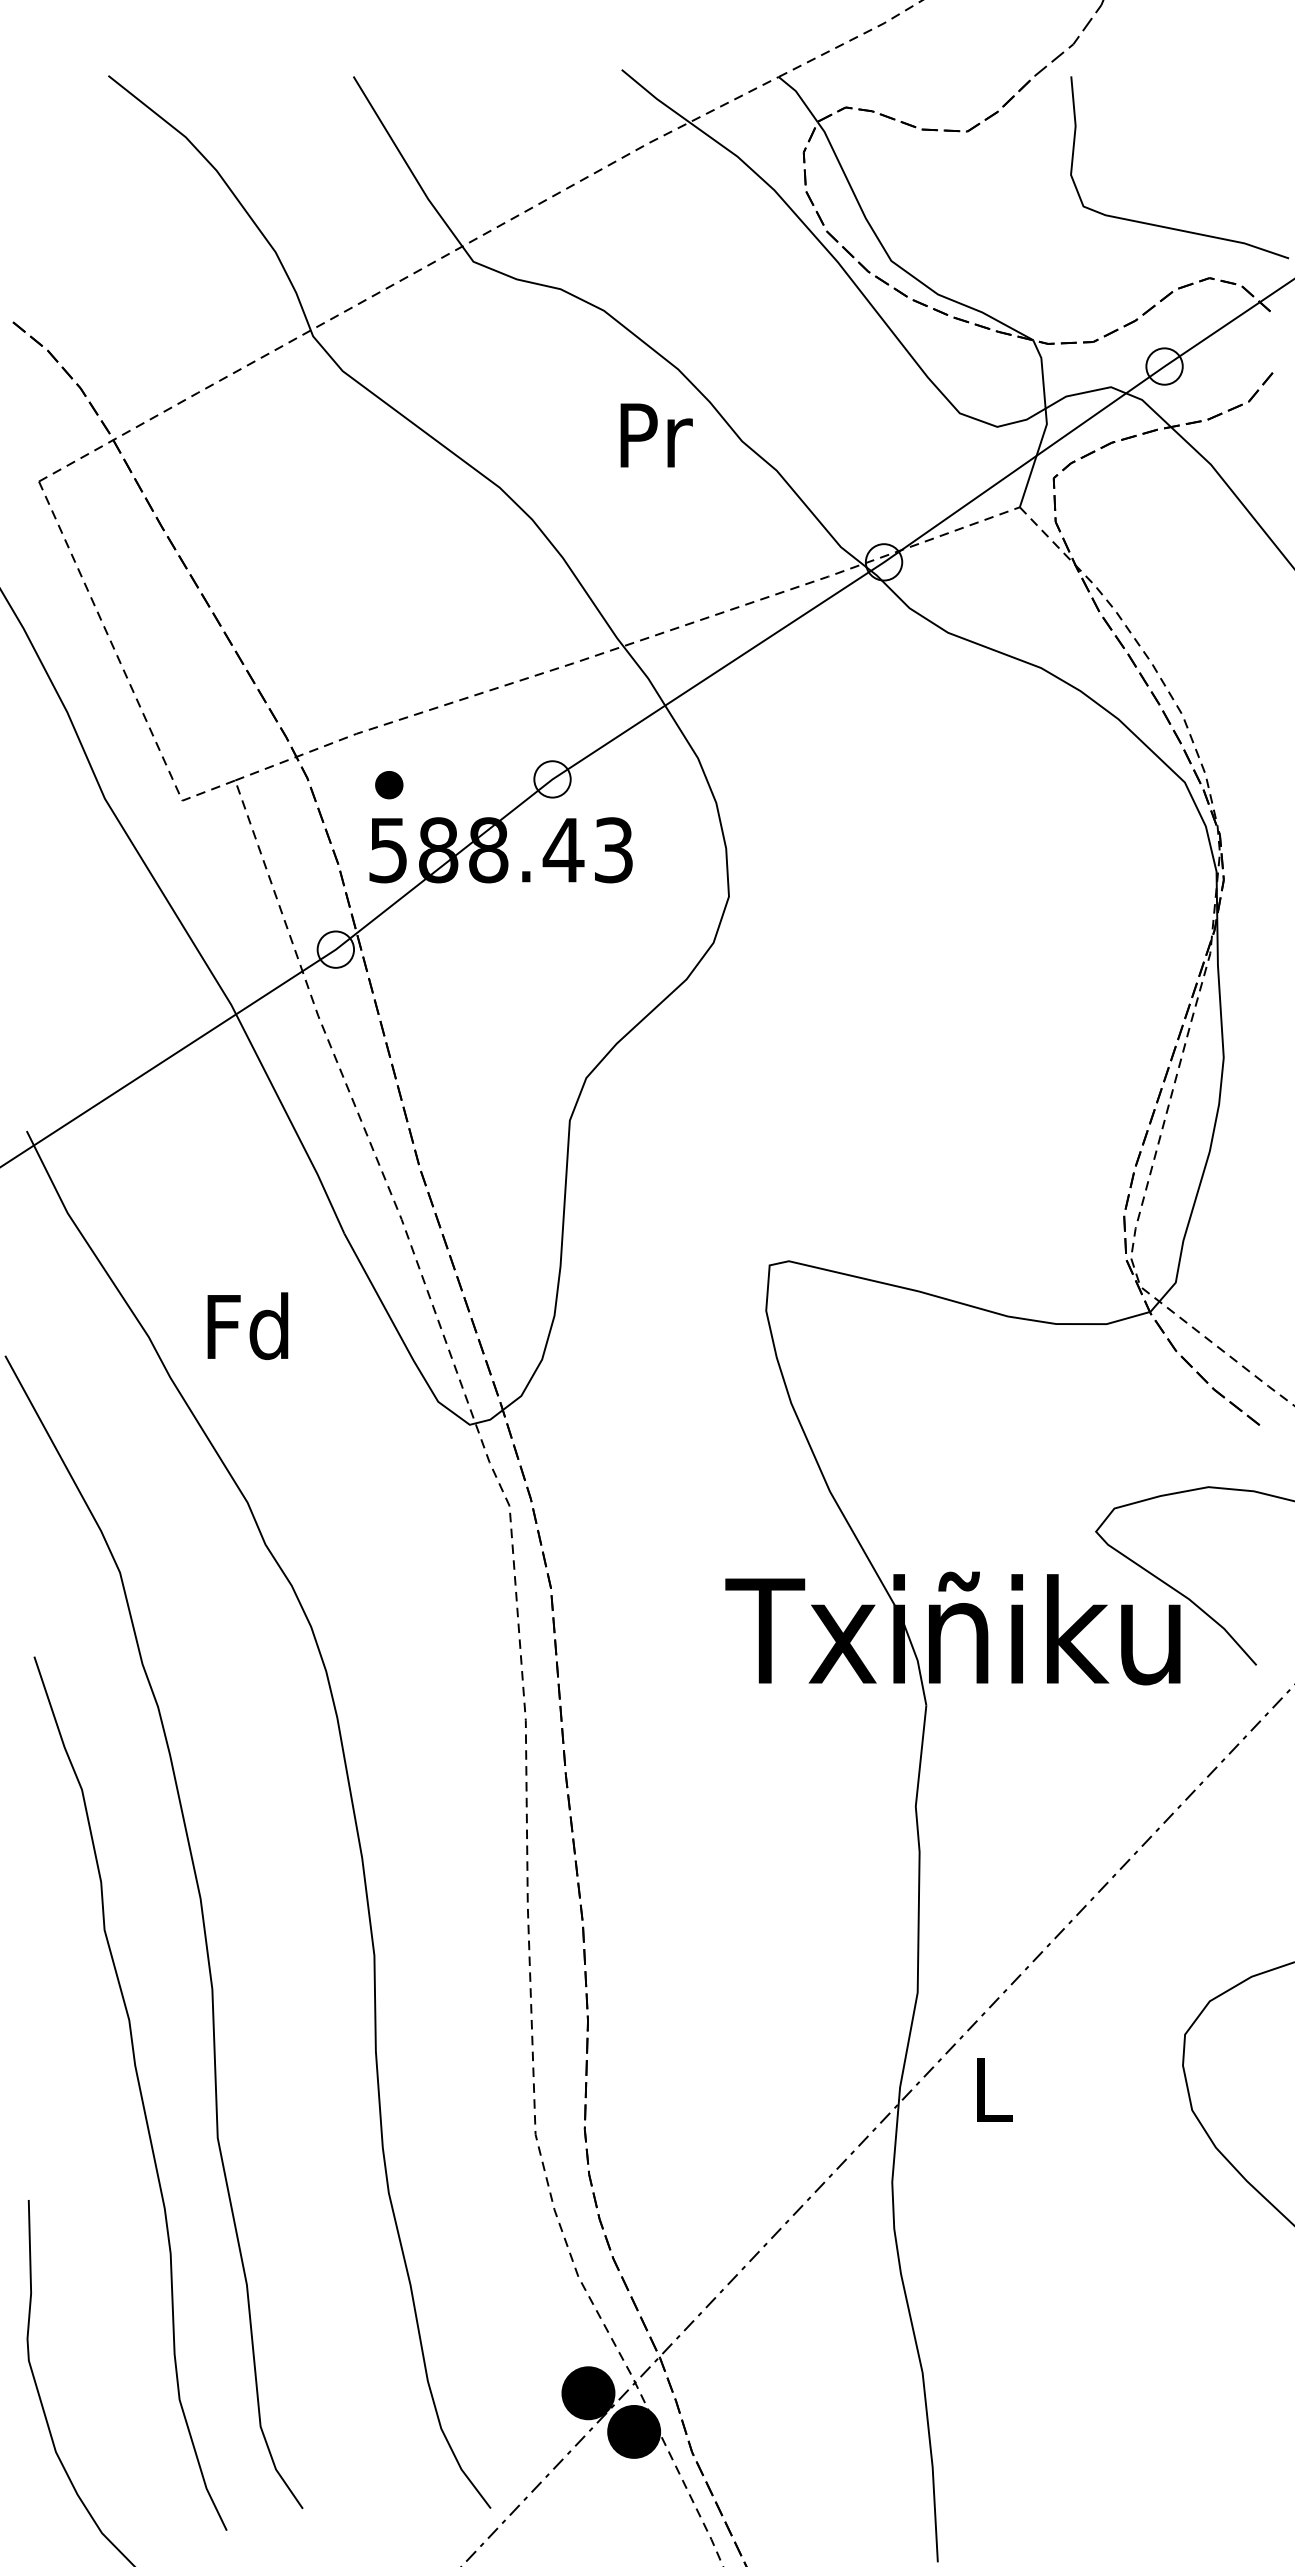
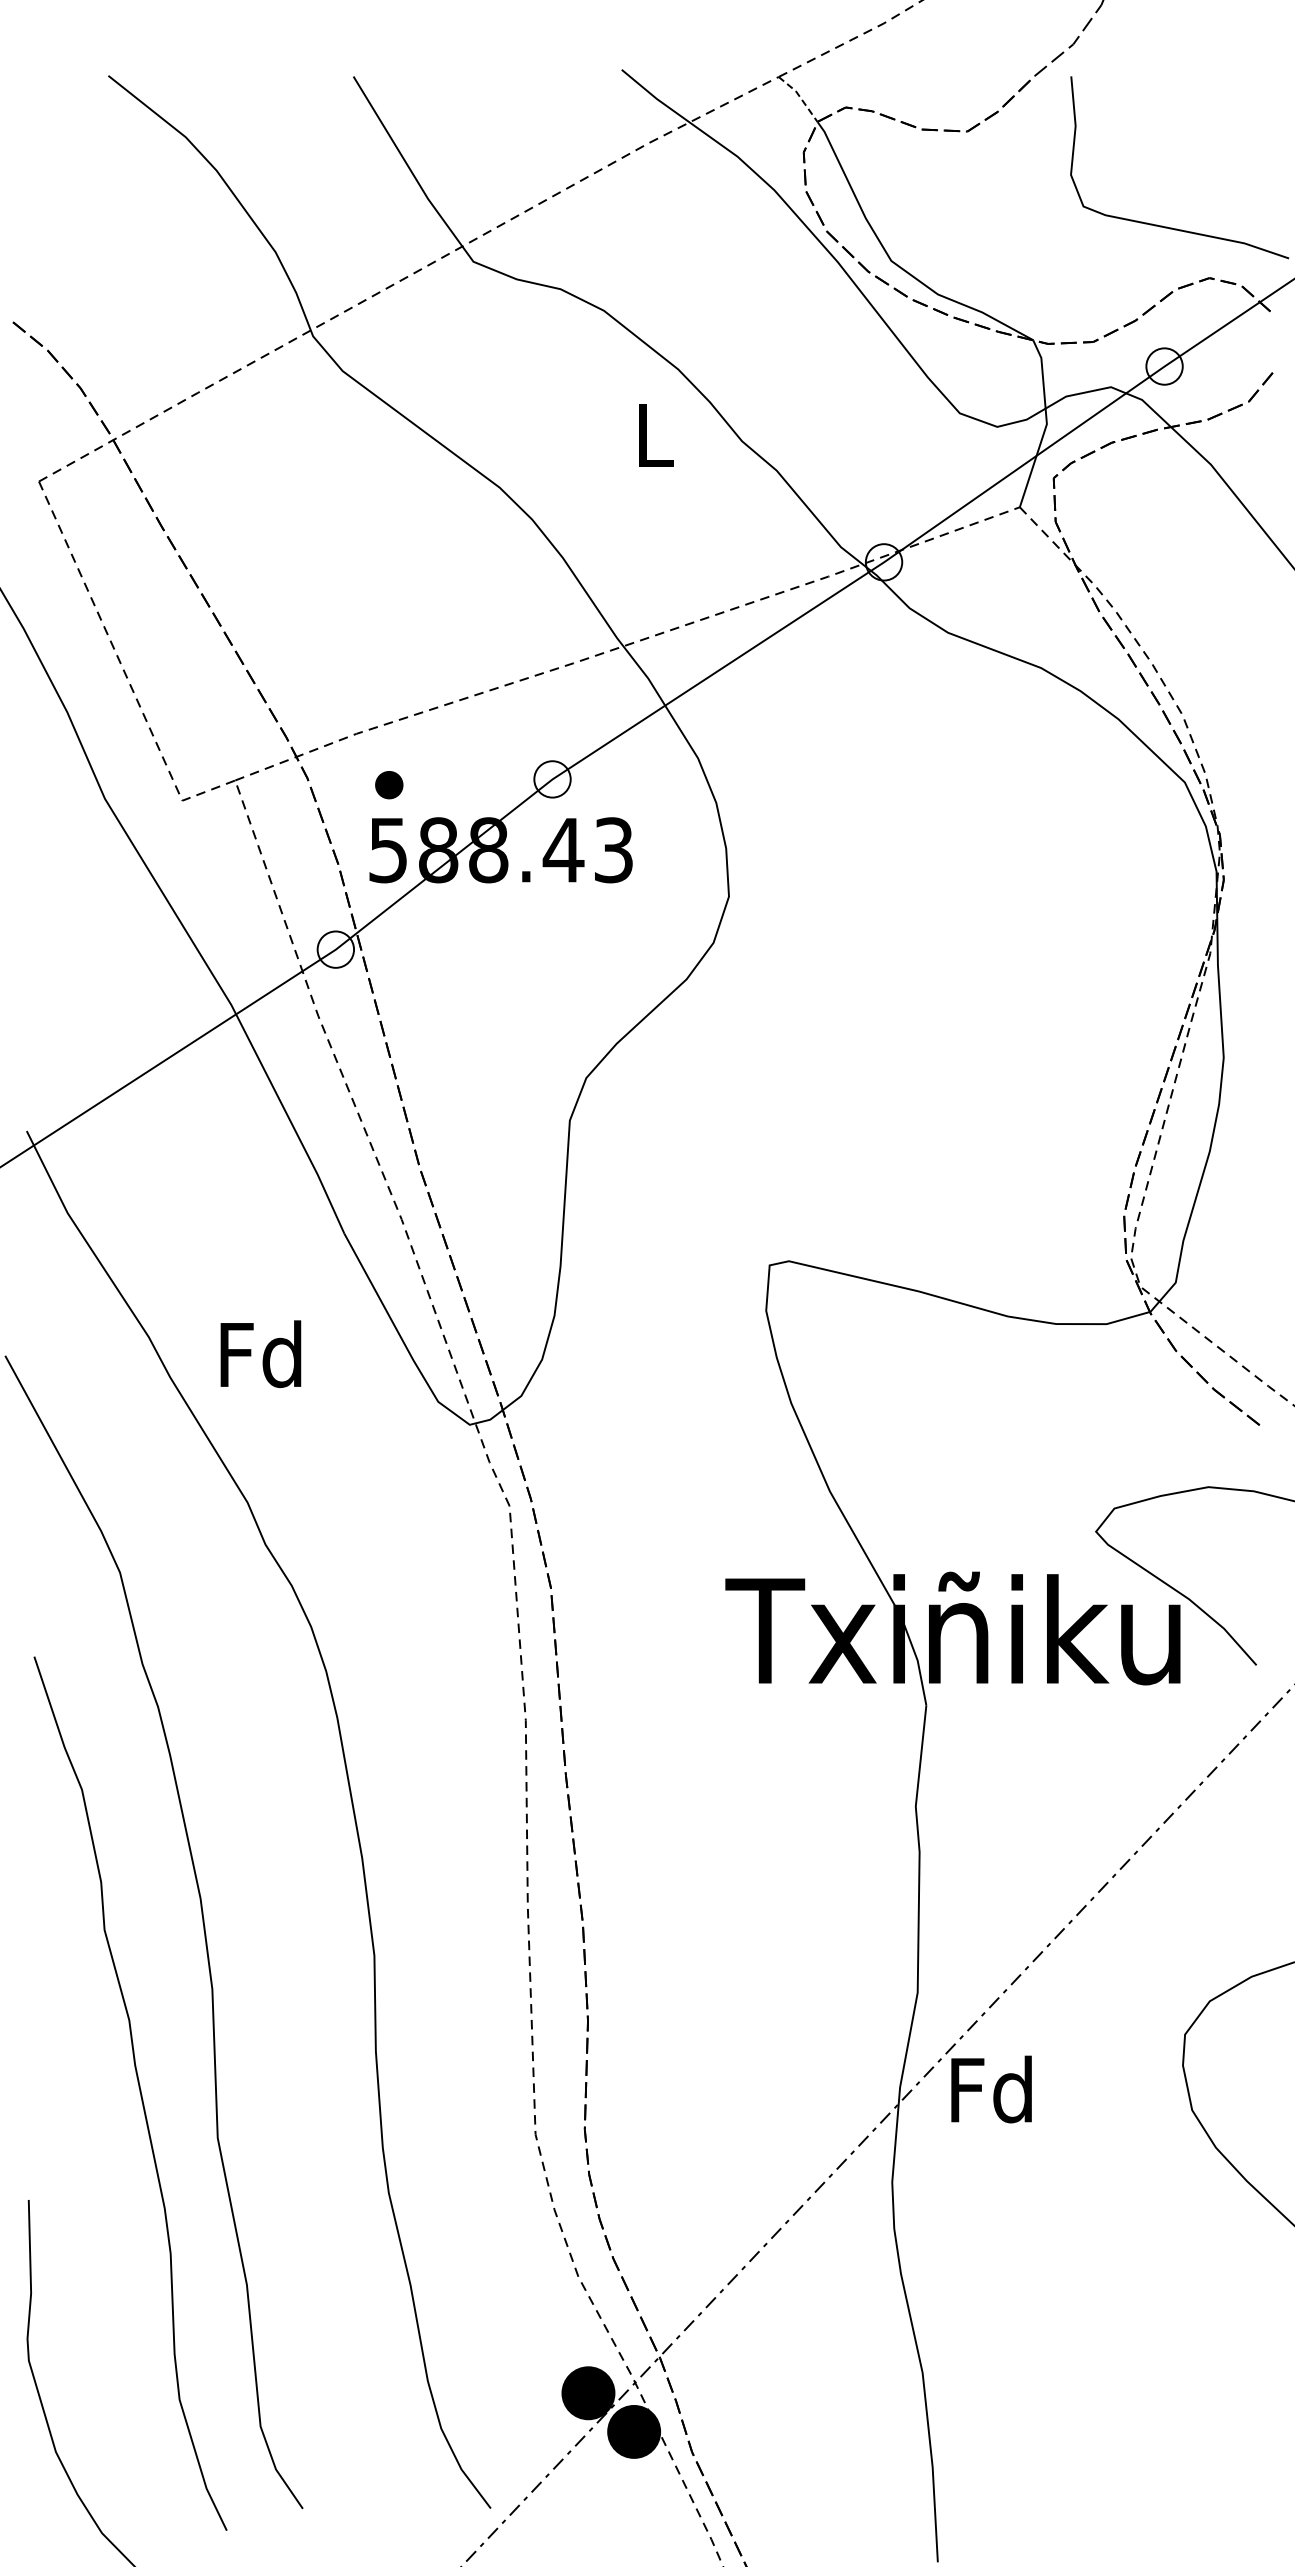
line: solid -> dashed (800, 97)
text: Pr -> L (656, 435)
text position: (247, 1325) -> (260, 1353) (260, 1353)
text: L -> Fd (991, 2089)
